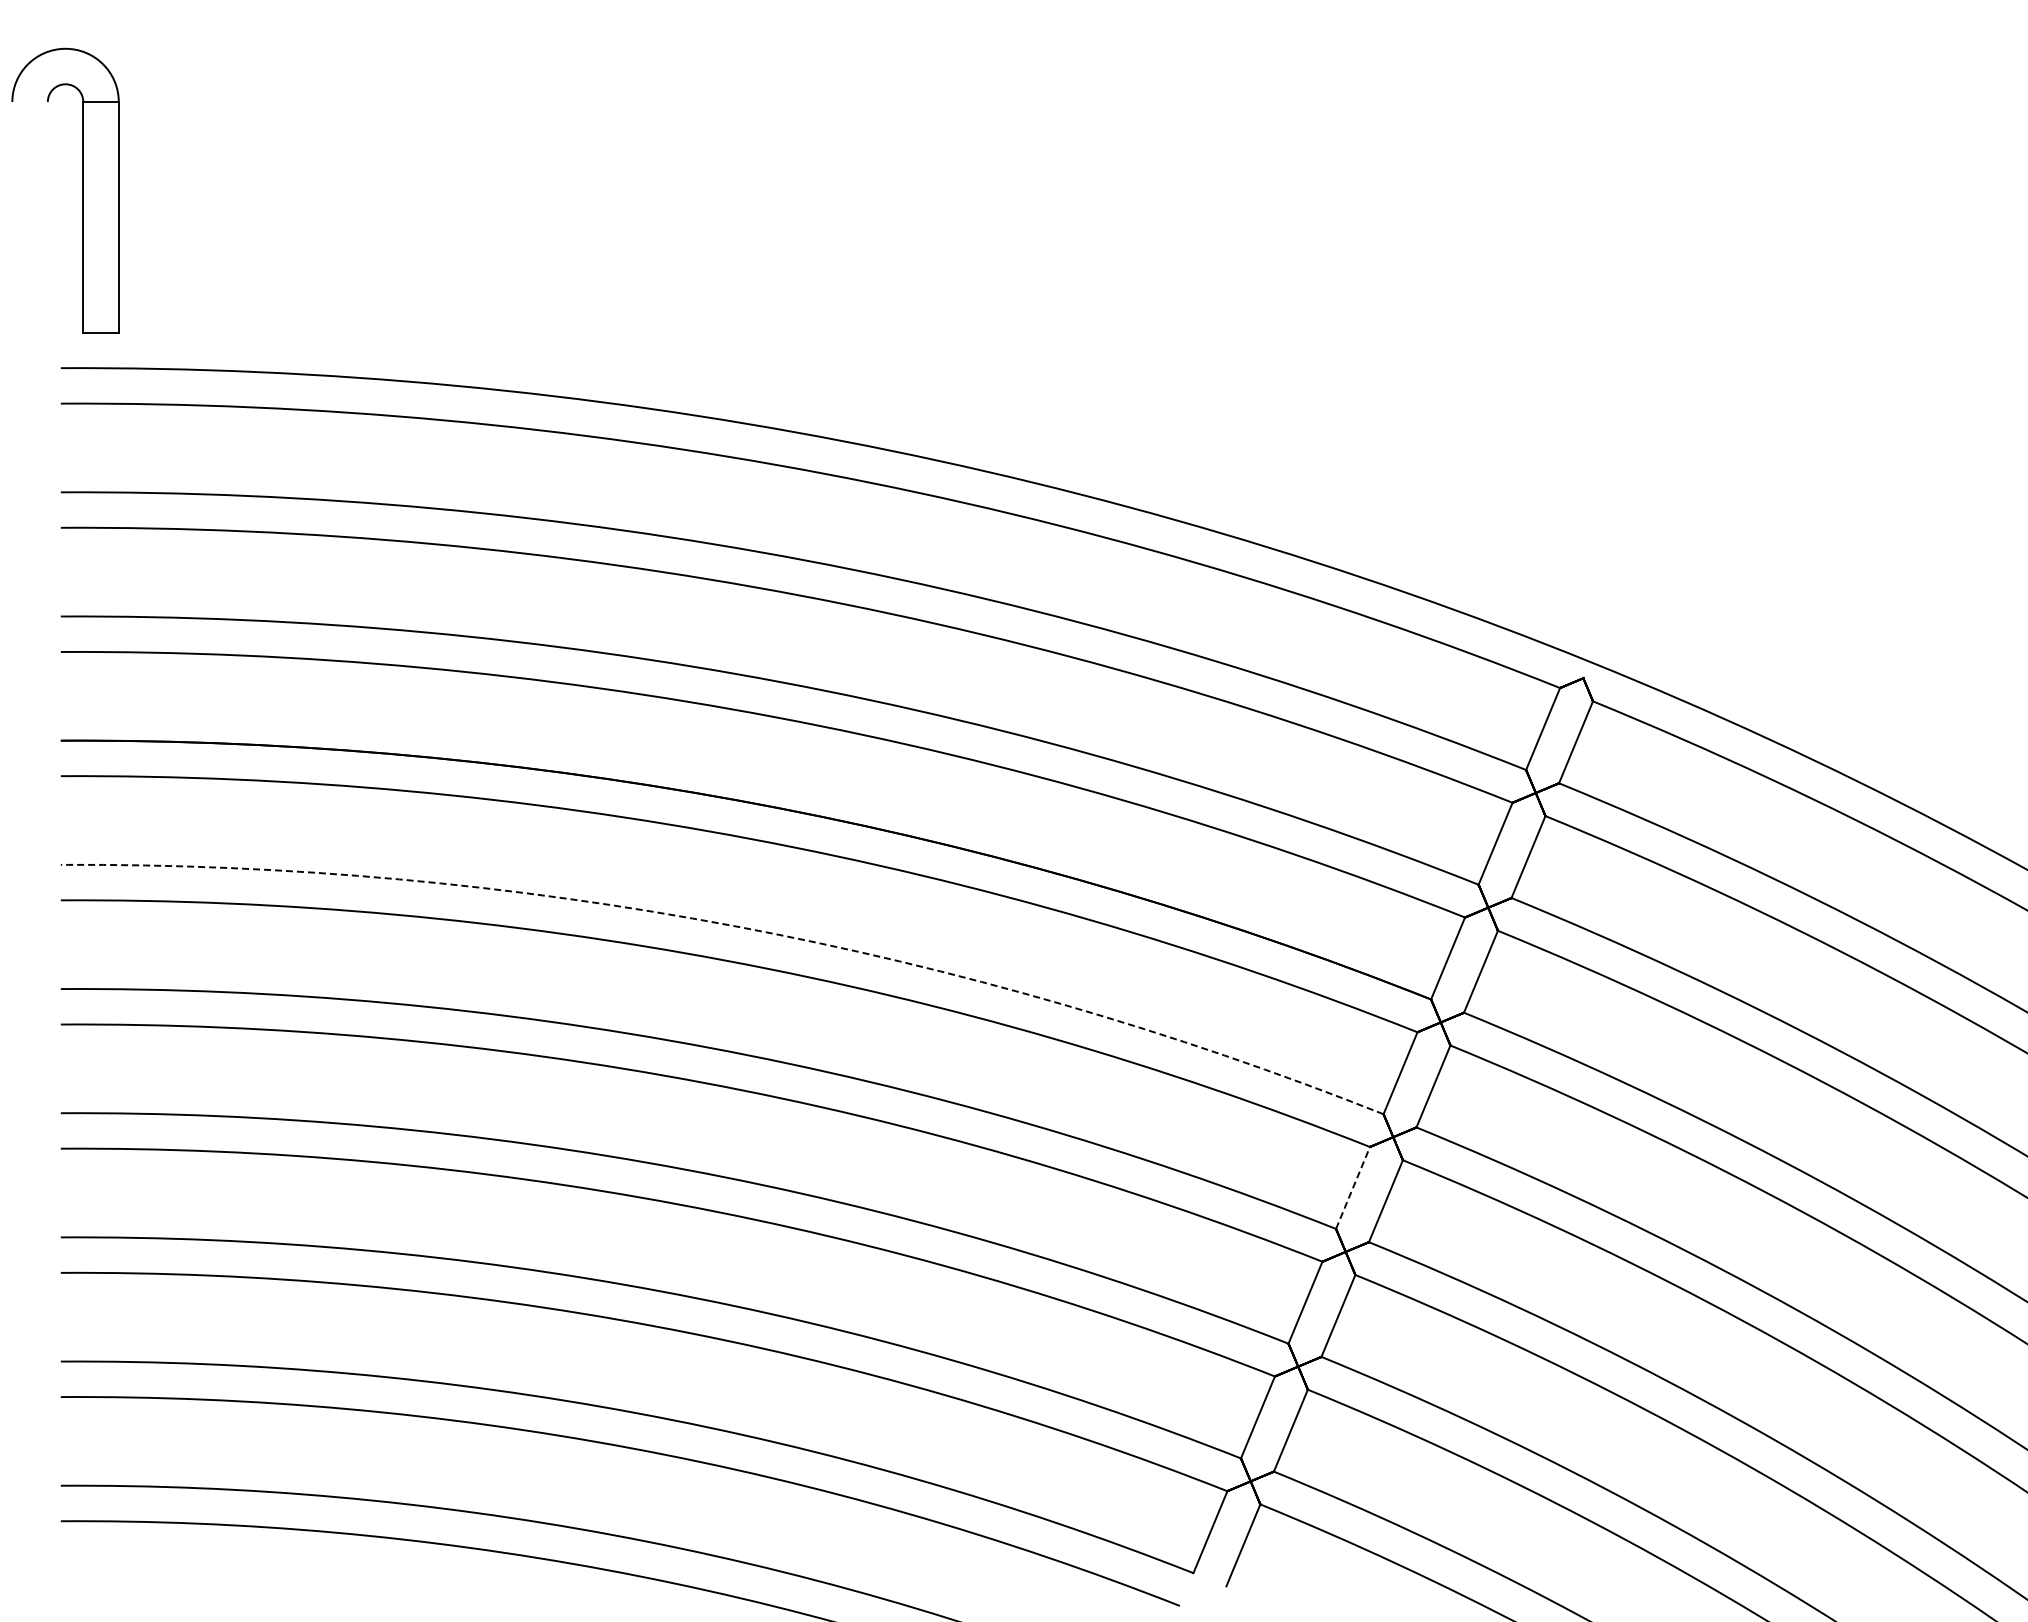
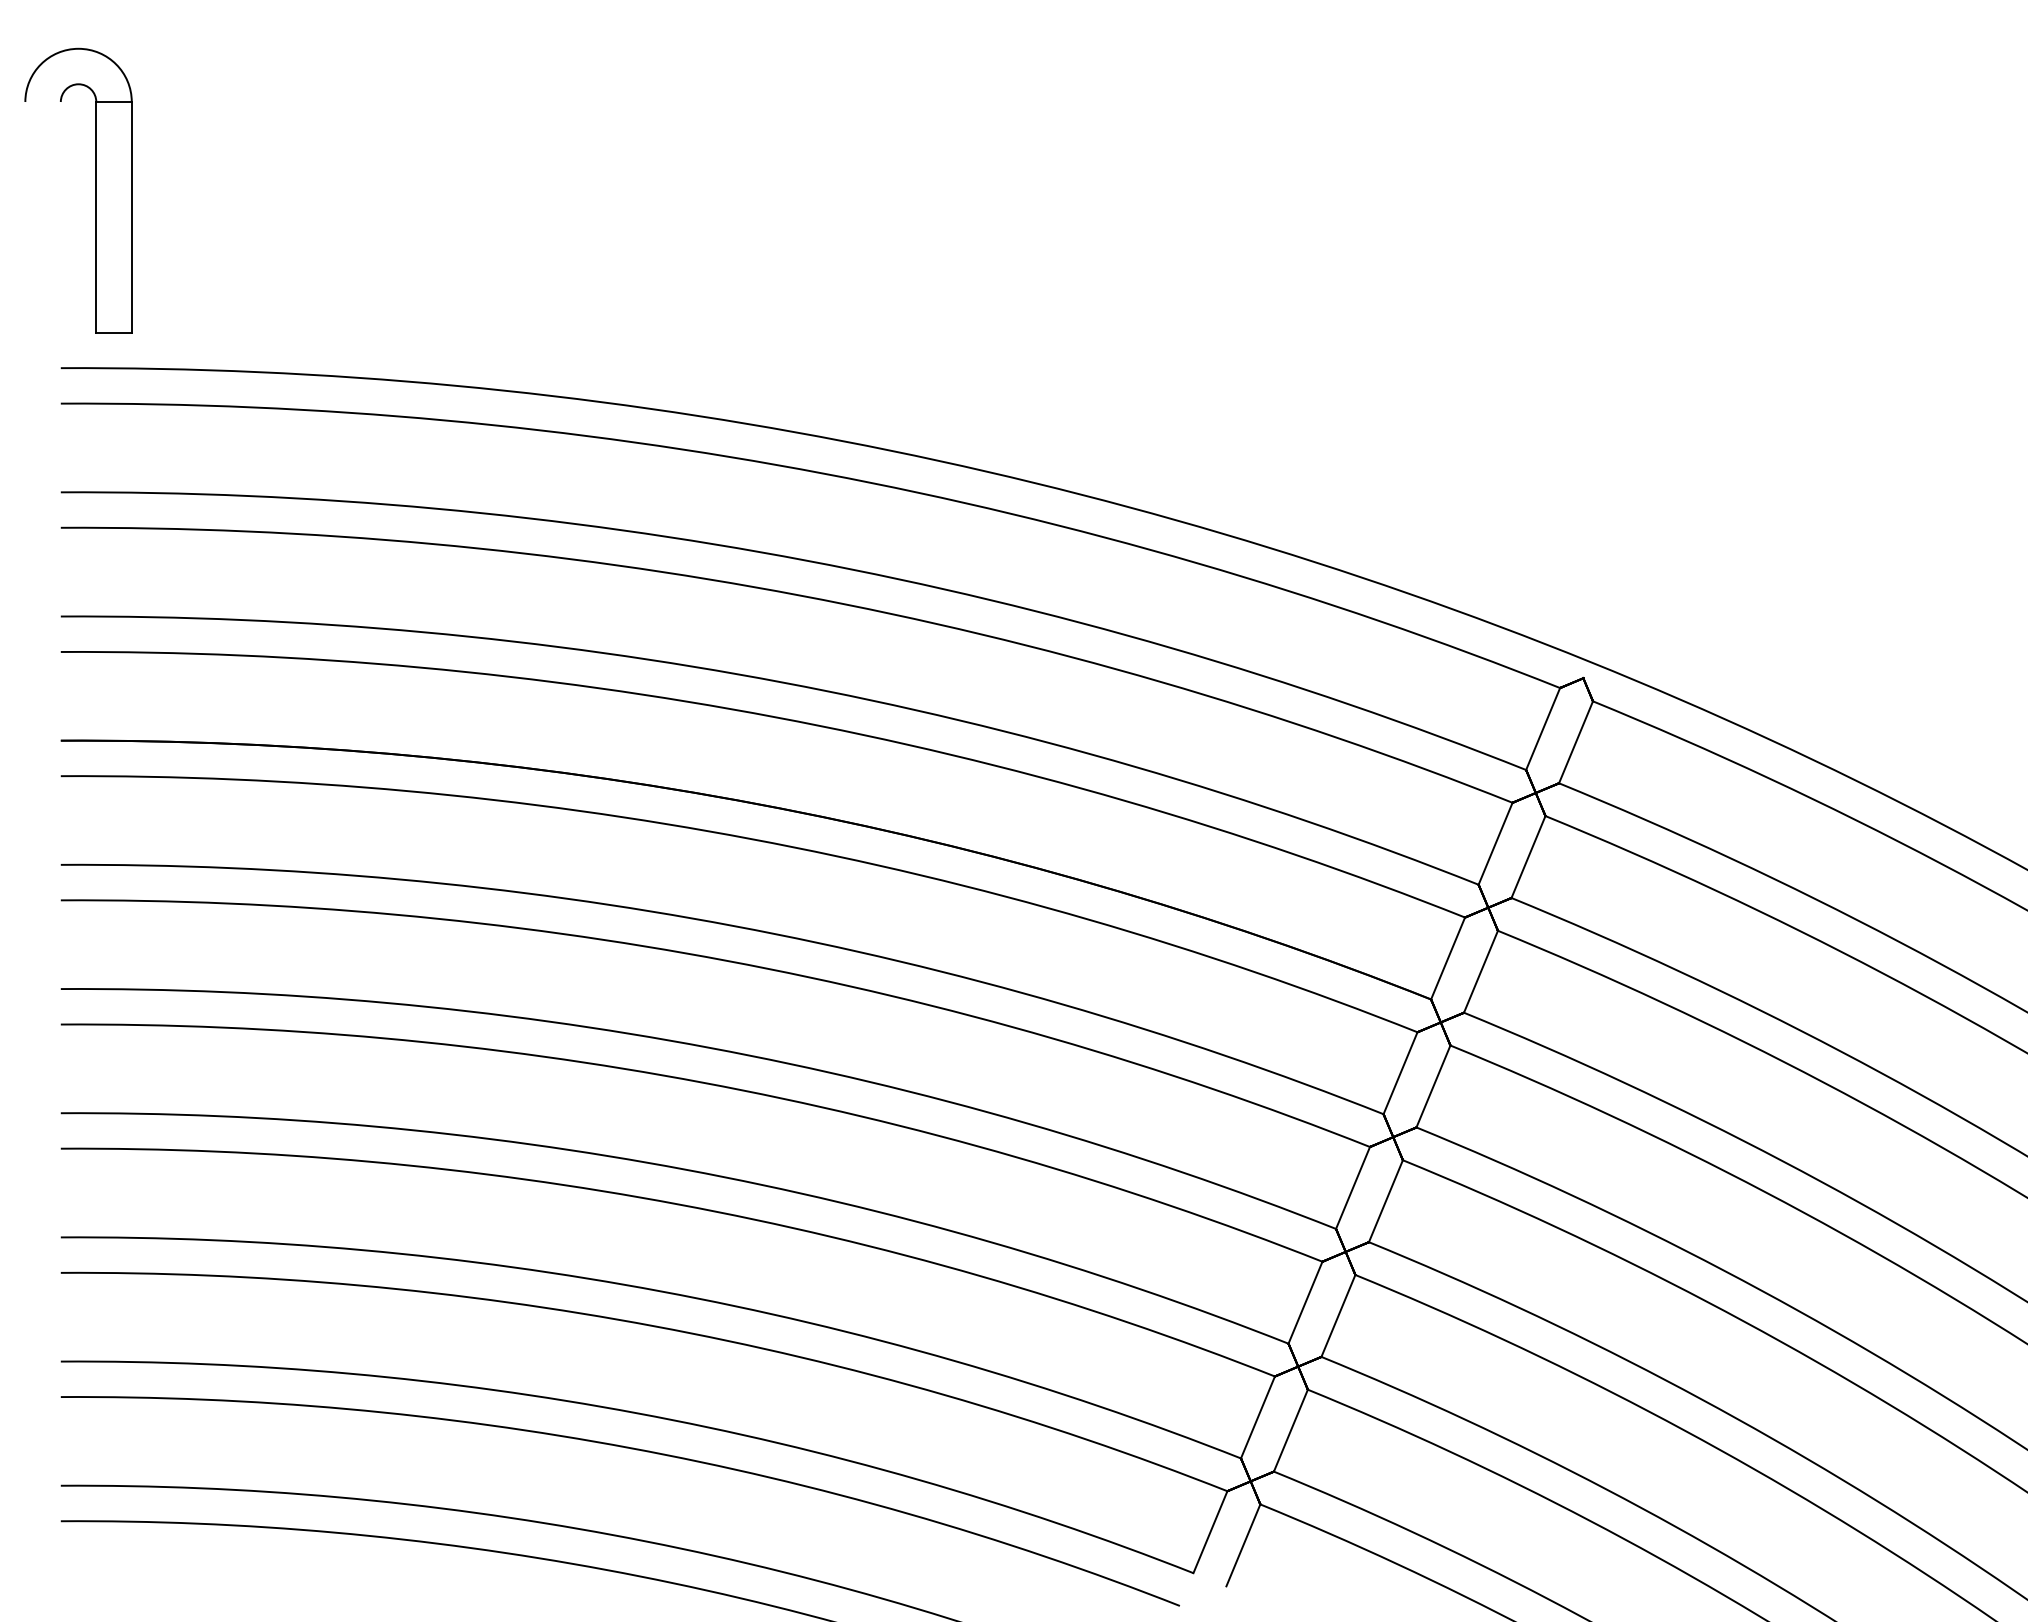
part position: (82, 190) -> (95, 190) (95, 190)
arc: dashed -> solid (734, 926)
line: dashed -> solid (1353, 1187)
